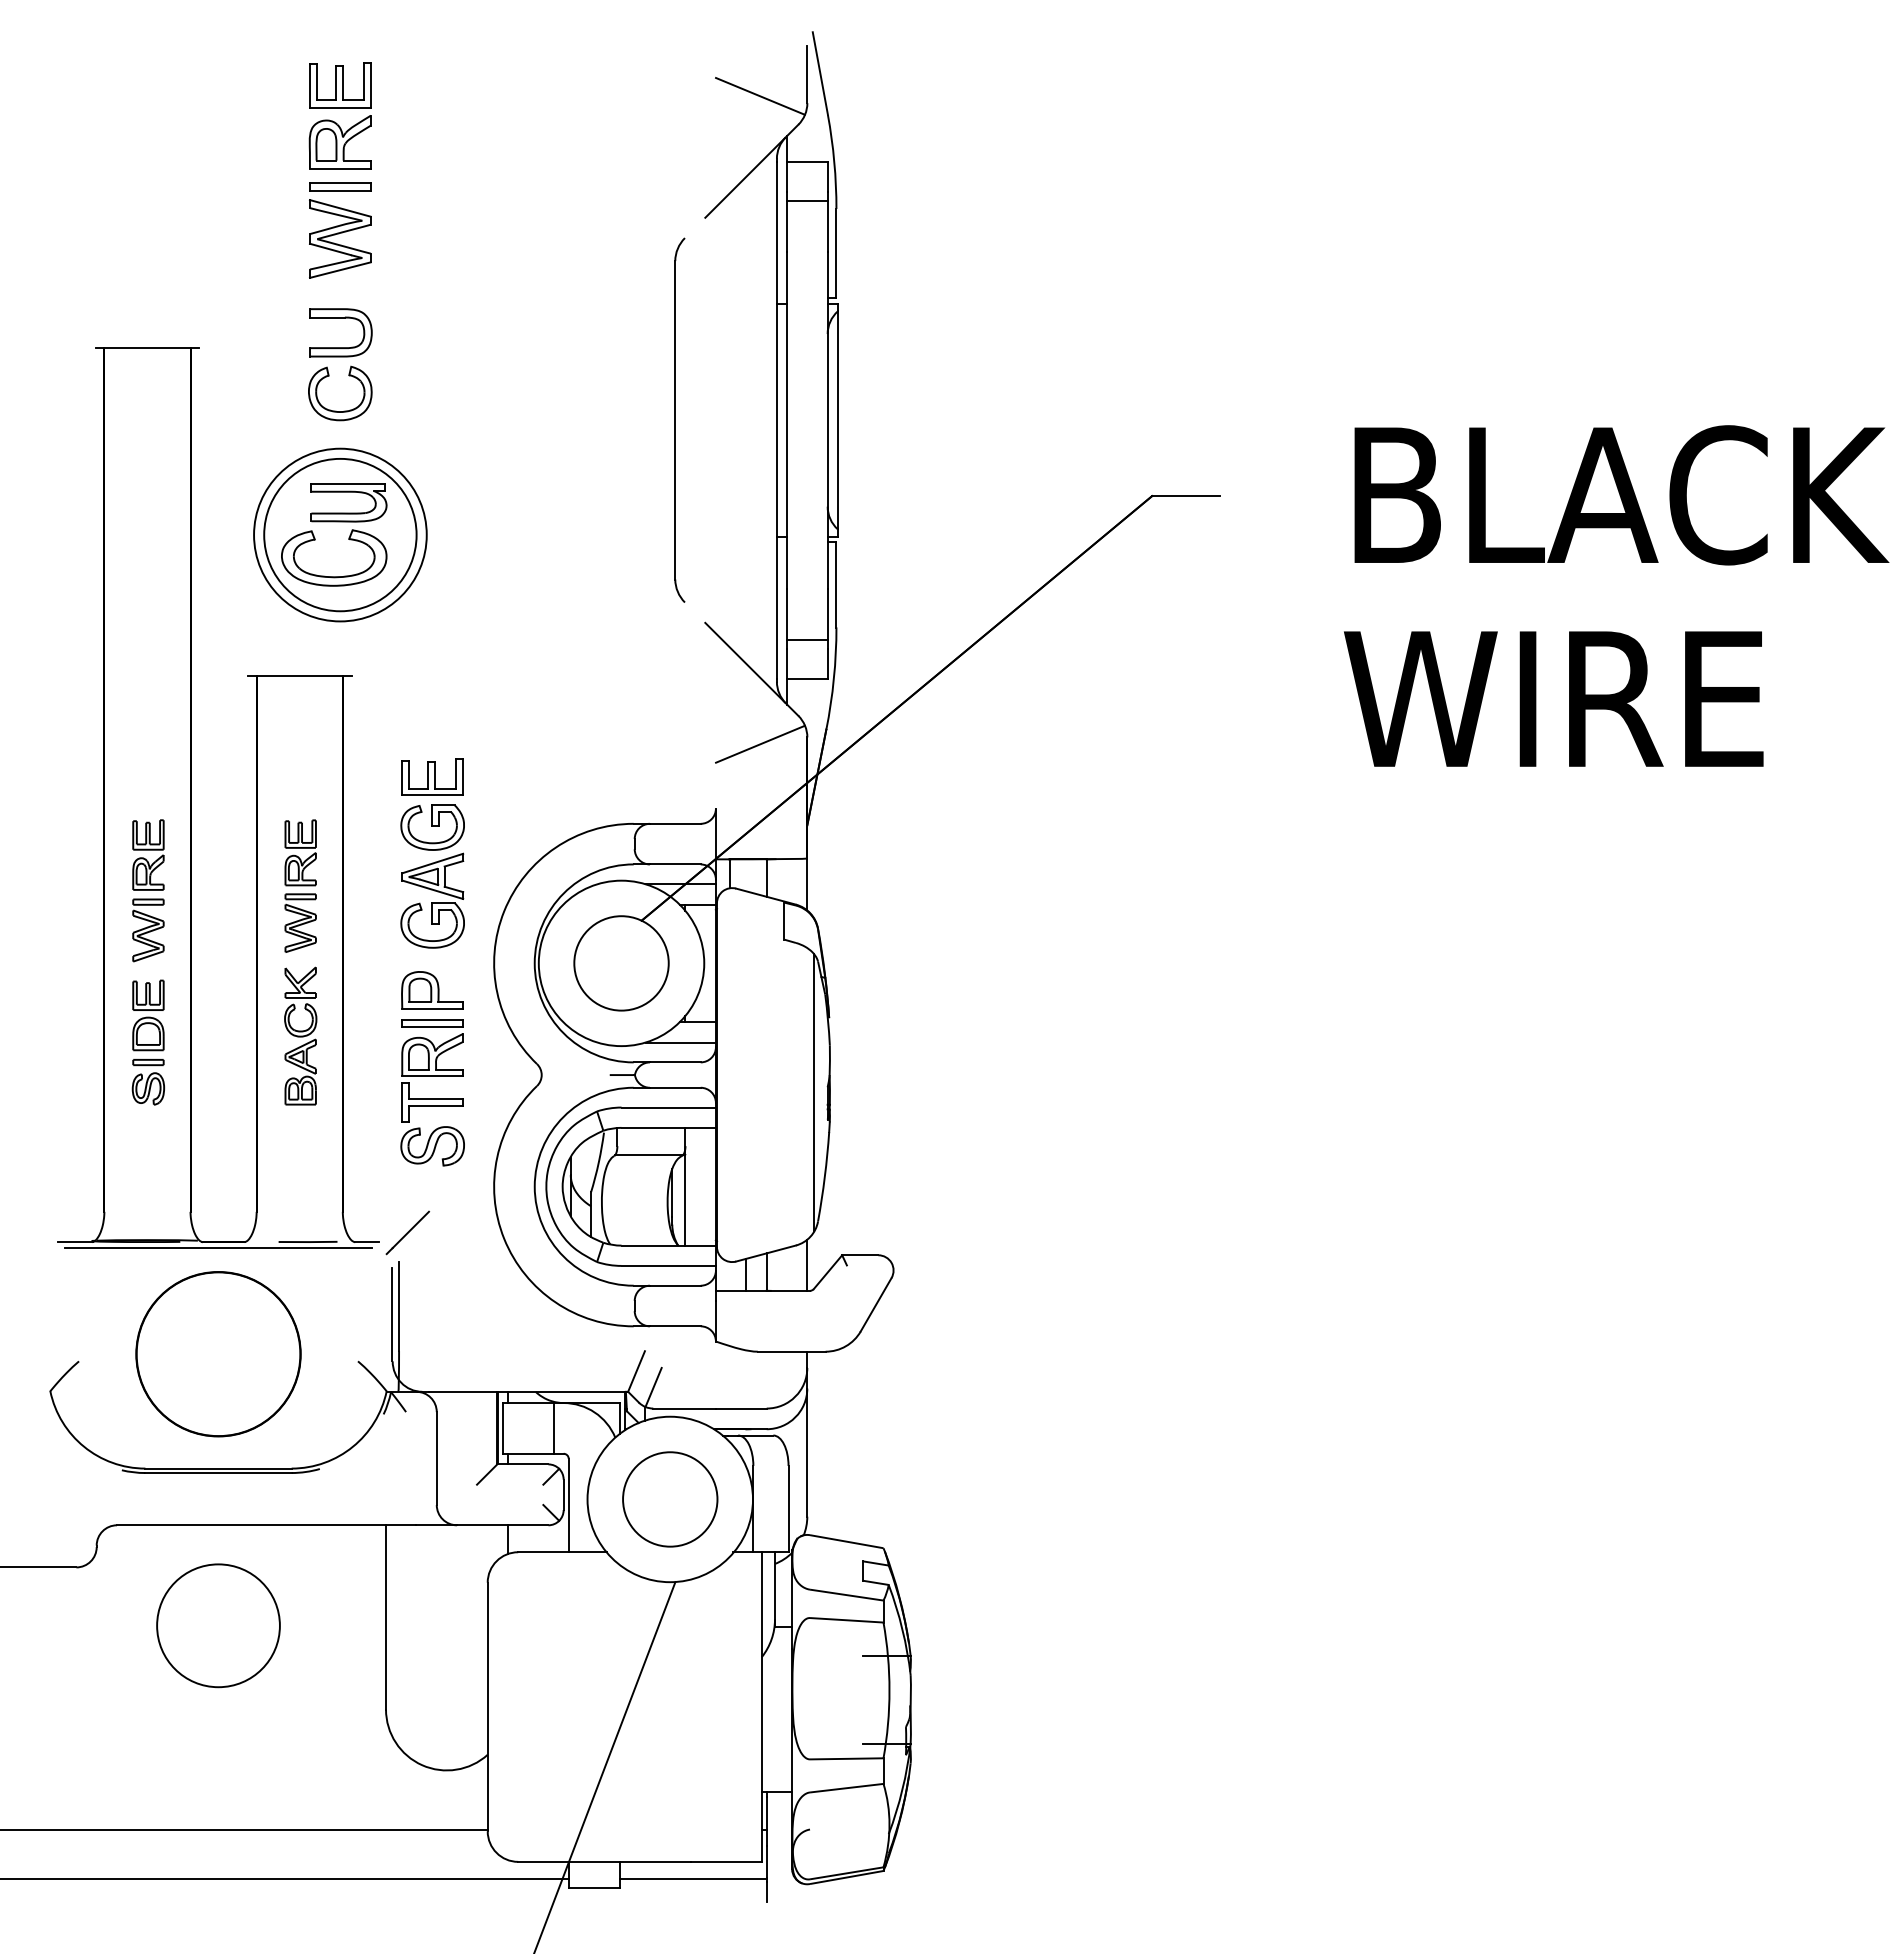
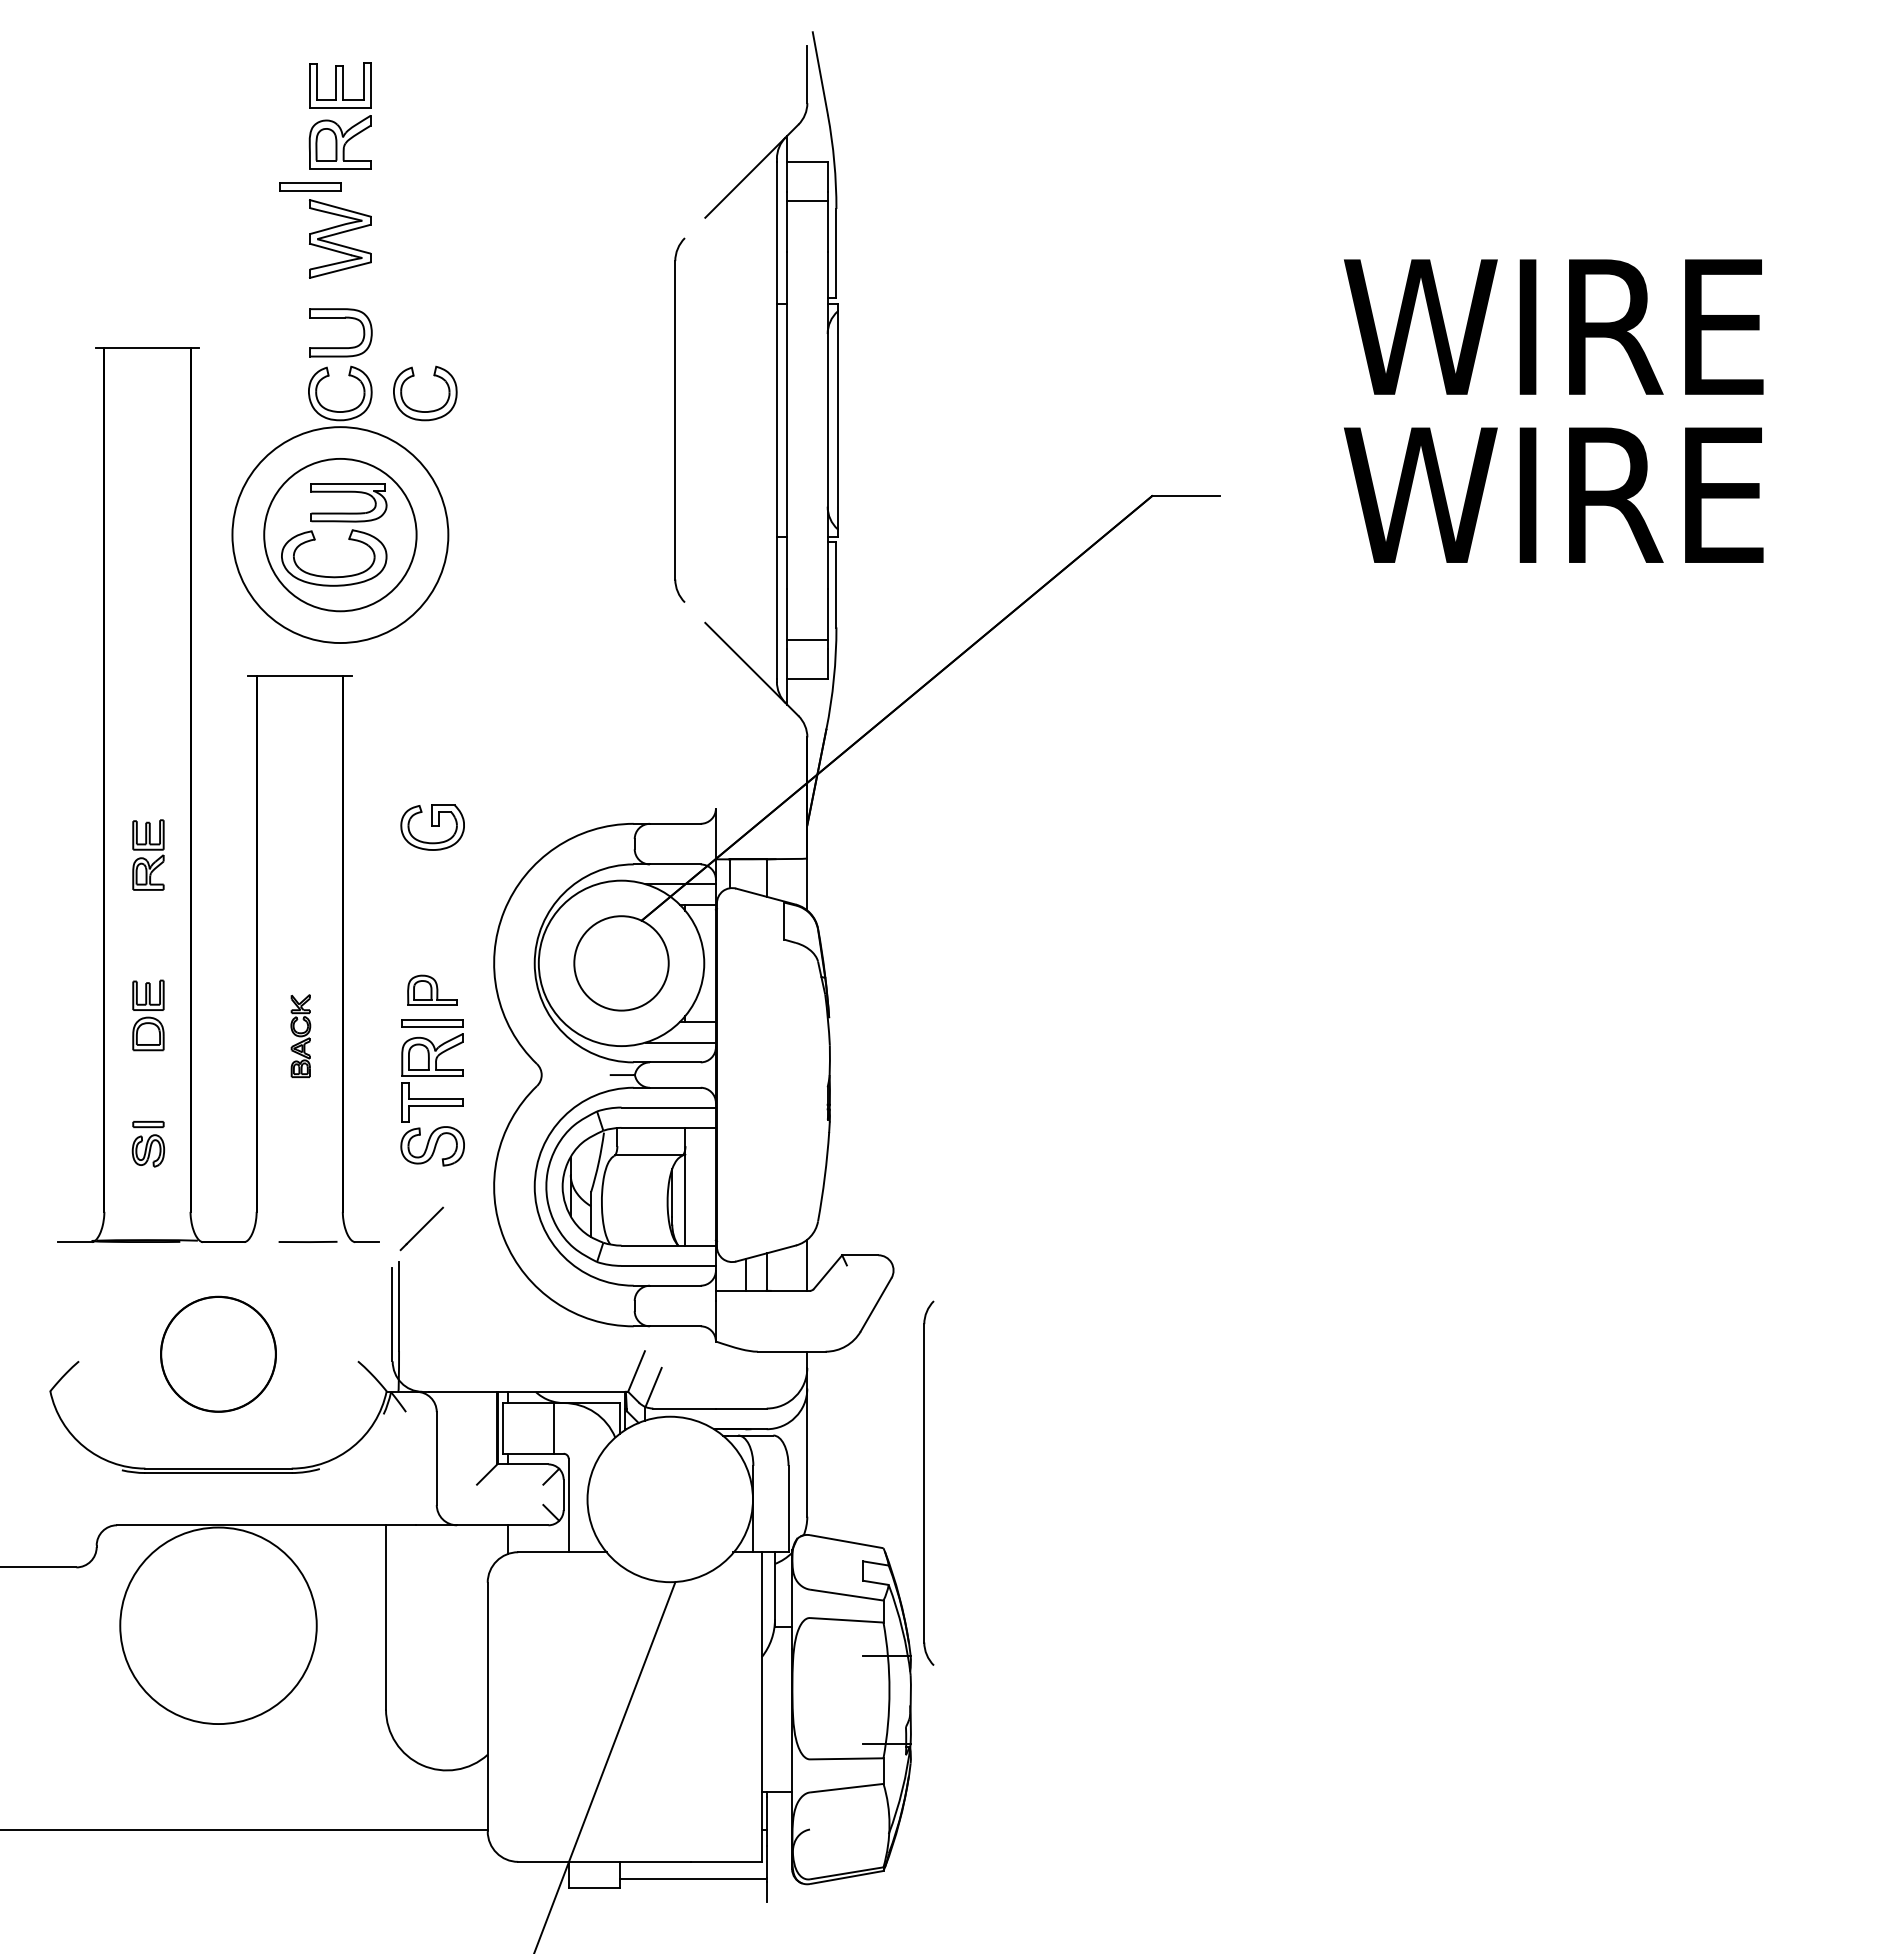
line: present -> none (760, 95)
part position: (340, 186) -> (310, 186) (310, 186)
part: none -> present (421, 410)
text: BLACK -> WIRE (1616, 495)
circle diameter: 173 px -> 216 px (340, 535)
text position: (1553, 698) -> (1553, 326) (1553, 326)
line: present -> none (760, 743)
part: present -> none (432, 776)
part: present -> none (300, 885)
part: present -> none (432, 900)
part: present -> none (148, 930)
part size: 63x39 px -> 51x32 px (432, 989)
part size: 34x140 px -> 22x84 px (300, 1035)
part position: (148, 1082) -> (148, 1144) (148, 1144)
line: present -> none (814, 1092)
line position: (407, 1232) -> (421, 1228) (421, 1228)
line: present -> none (218, 1248)
circle size: 167x167 px -> 117x118 px (218, 1353)
part: none -> present (928, 1482)
circle: present -> none (670, 1499)
circle diameter: 123 px -> 197 px (218, 1625)
line: present -> none (285, 1879)
